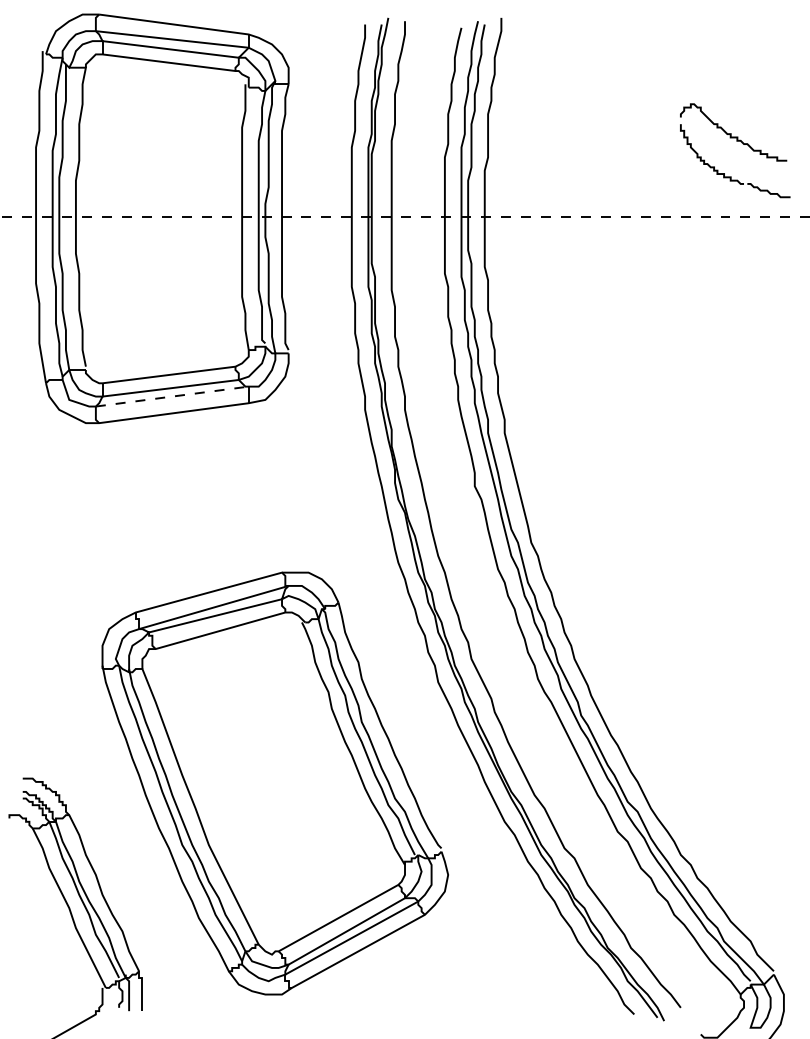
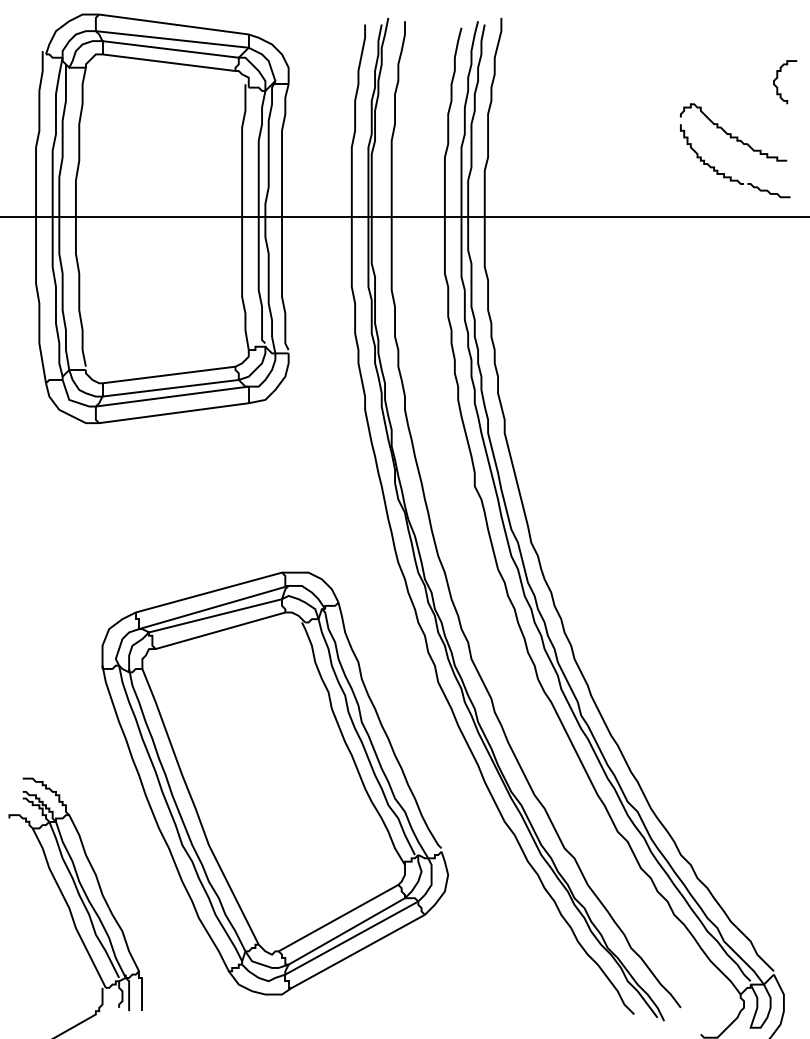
curve: none -> present (778, 77)
line: dashed -> solid (405, 217)
line: dashed -> solid (172, 396)
